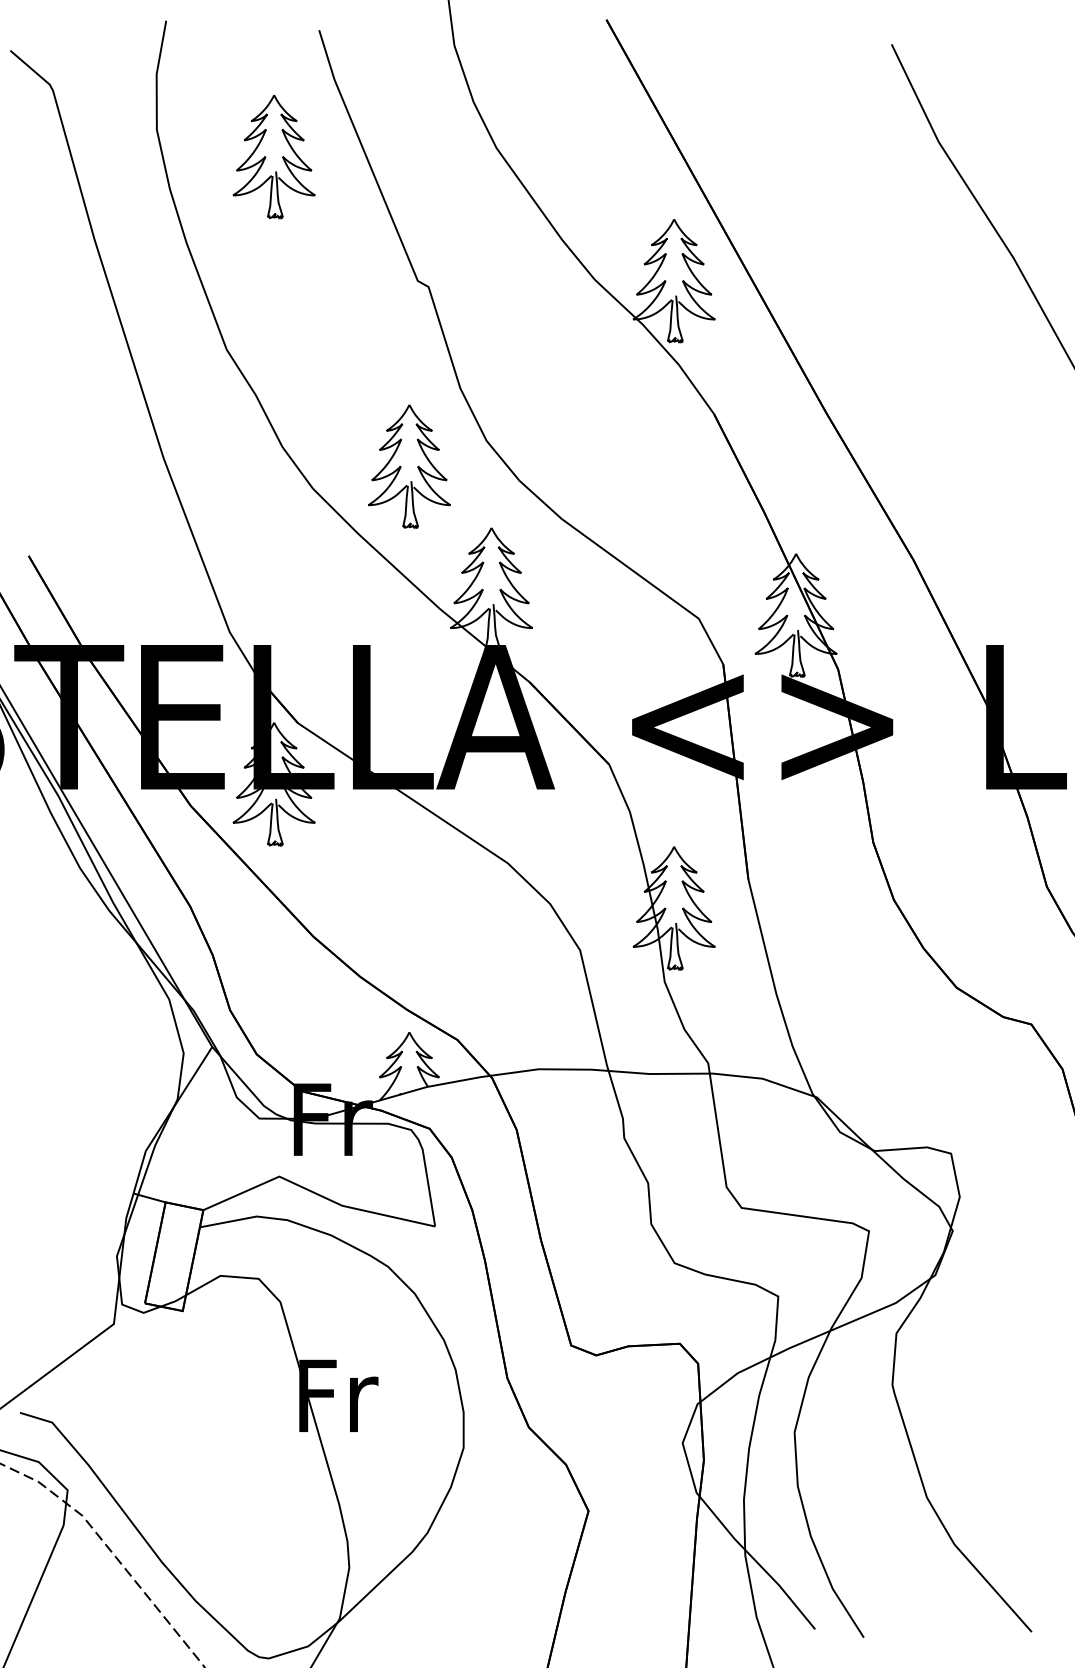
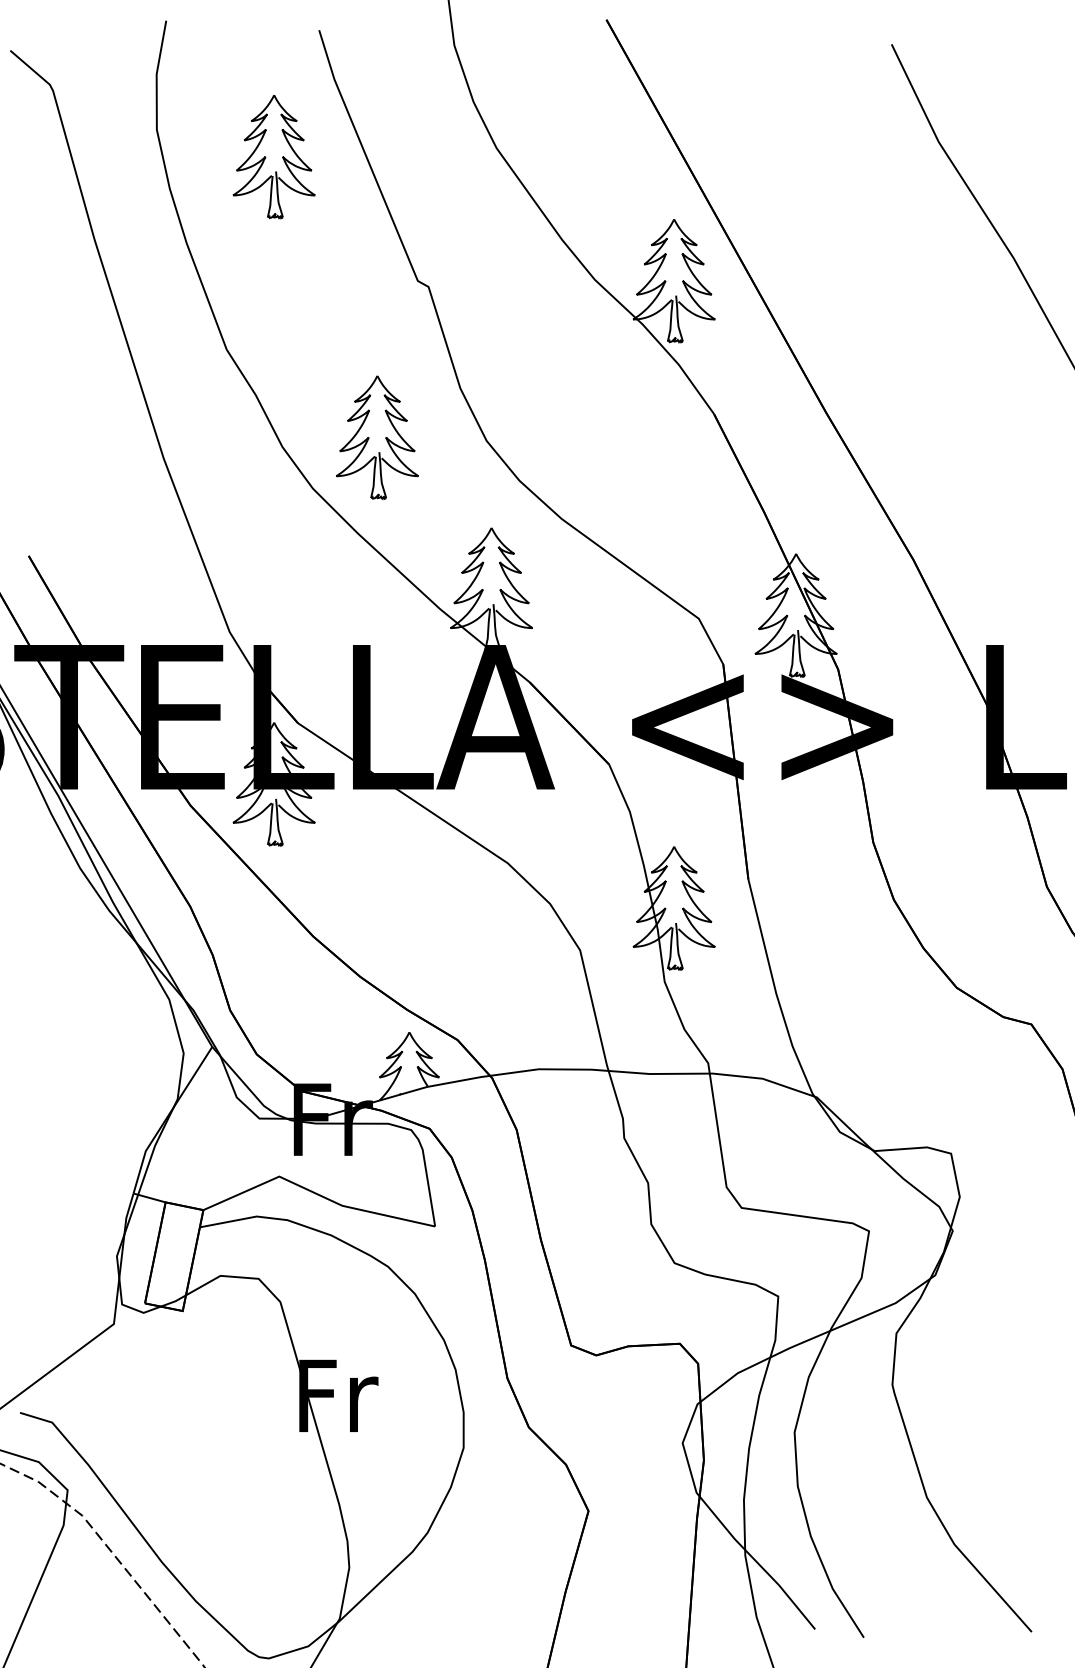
part position: (409, 466) -> (377, 437) (377, 437)
